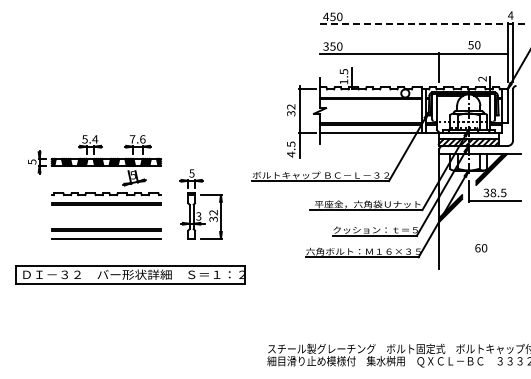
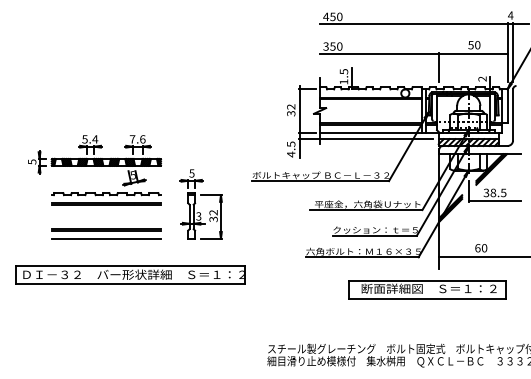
line: dashed -> solid (424, 23)
line: none -> present (365, 139)
line: none -> present (483, 256)
part: none -> present (427, 289)
